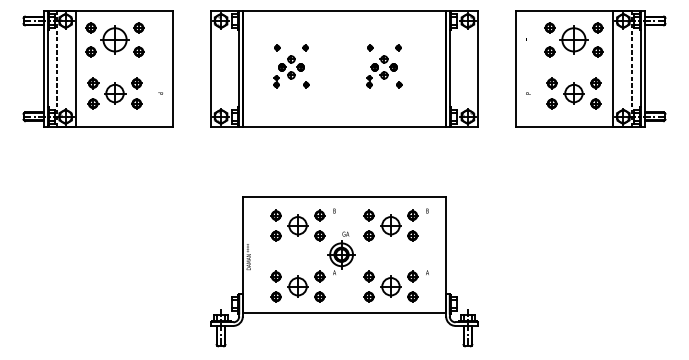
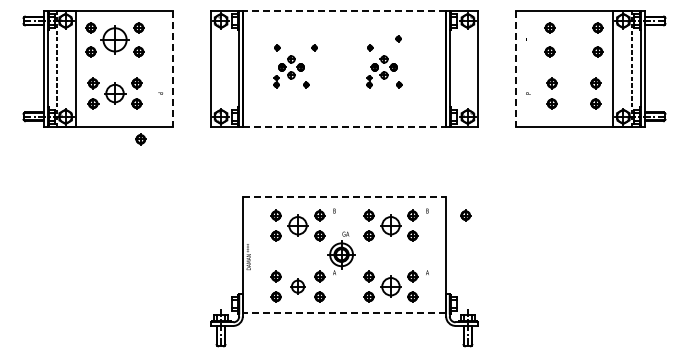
line: solid -> dashed (344, 10)
part: present -> none (573, 39)
part position: (305, 47) -> (314, 47) (314, 47)
part position: (398, 47) -> (398, 38) (398, 38)
line: solid -> dashed (173, 69)
line: solid -> dashed (515, 69)
part: present -> none (573, 93)
line: solid -> dashed (344, 127)
part: none -> present (140, 139)
line: solid -> dashed (344, 196)
part: none -> present (465, 215)
part size: 22x23 px -> 16x17 px (297, 286)
line: solid -> dashed (344, 312)
